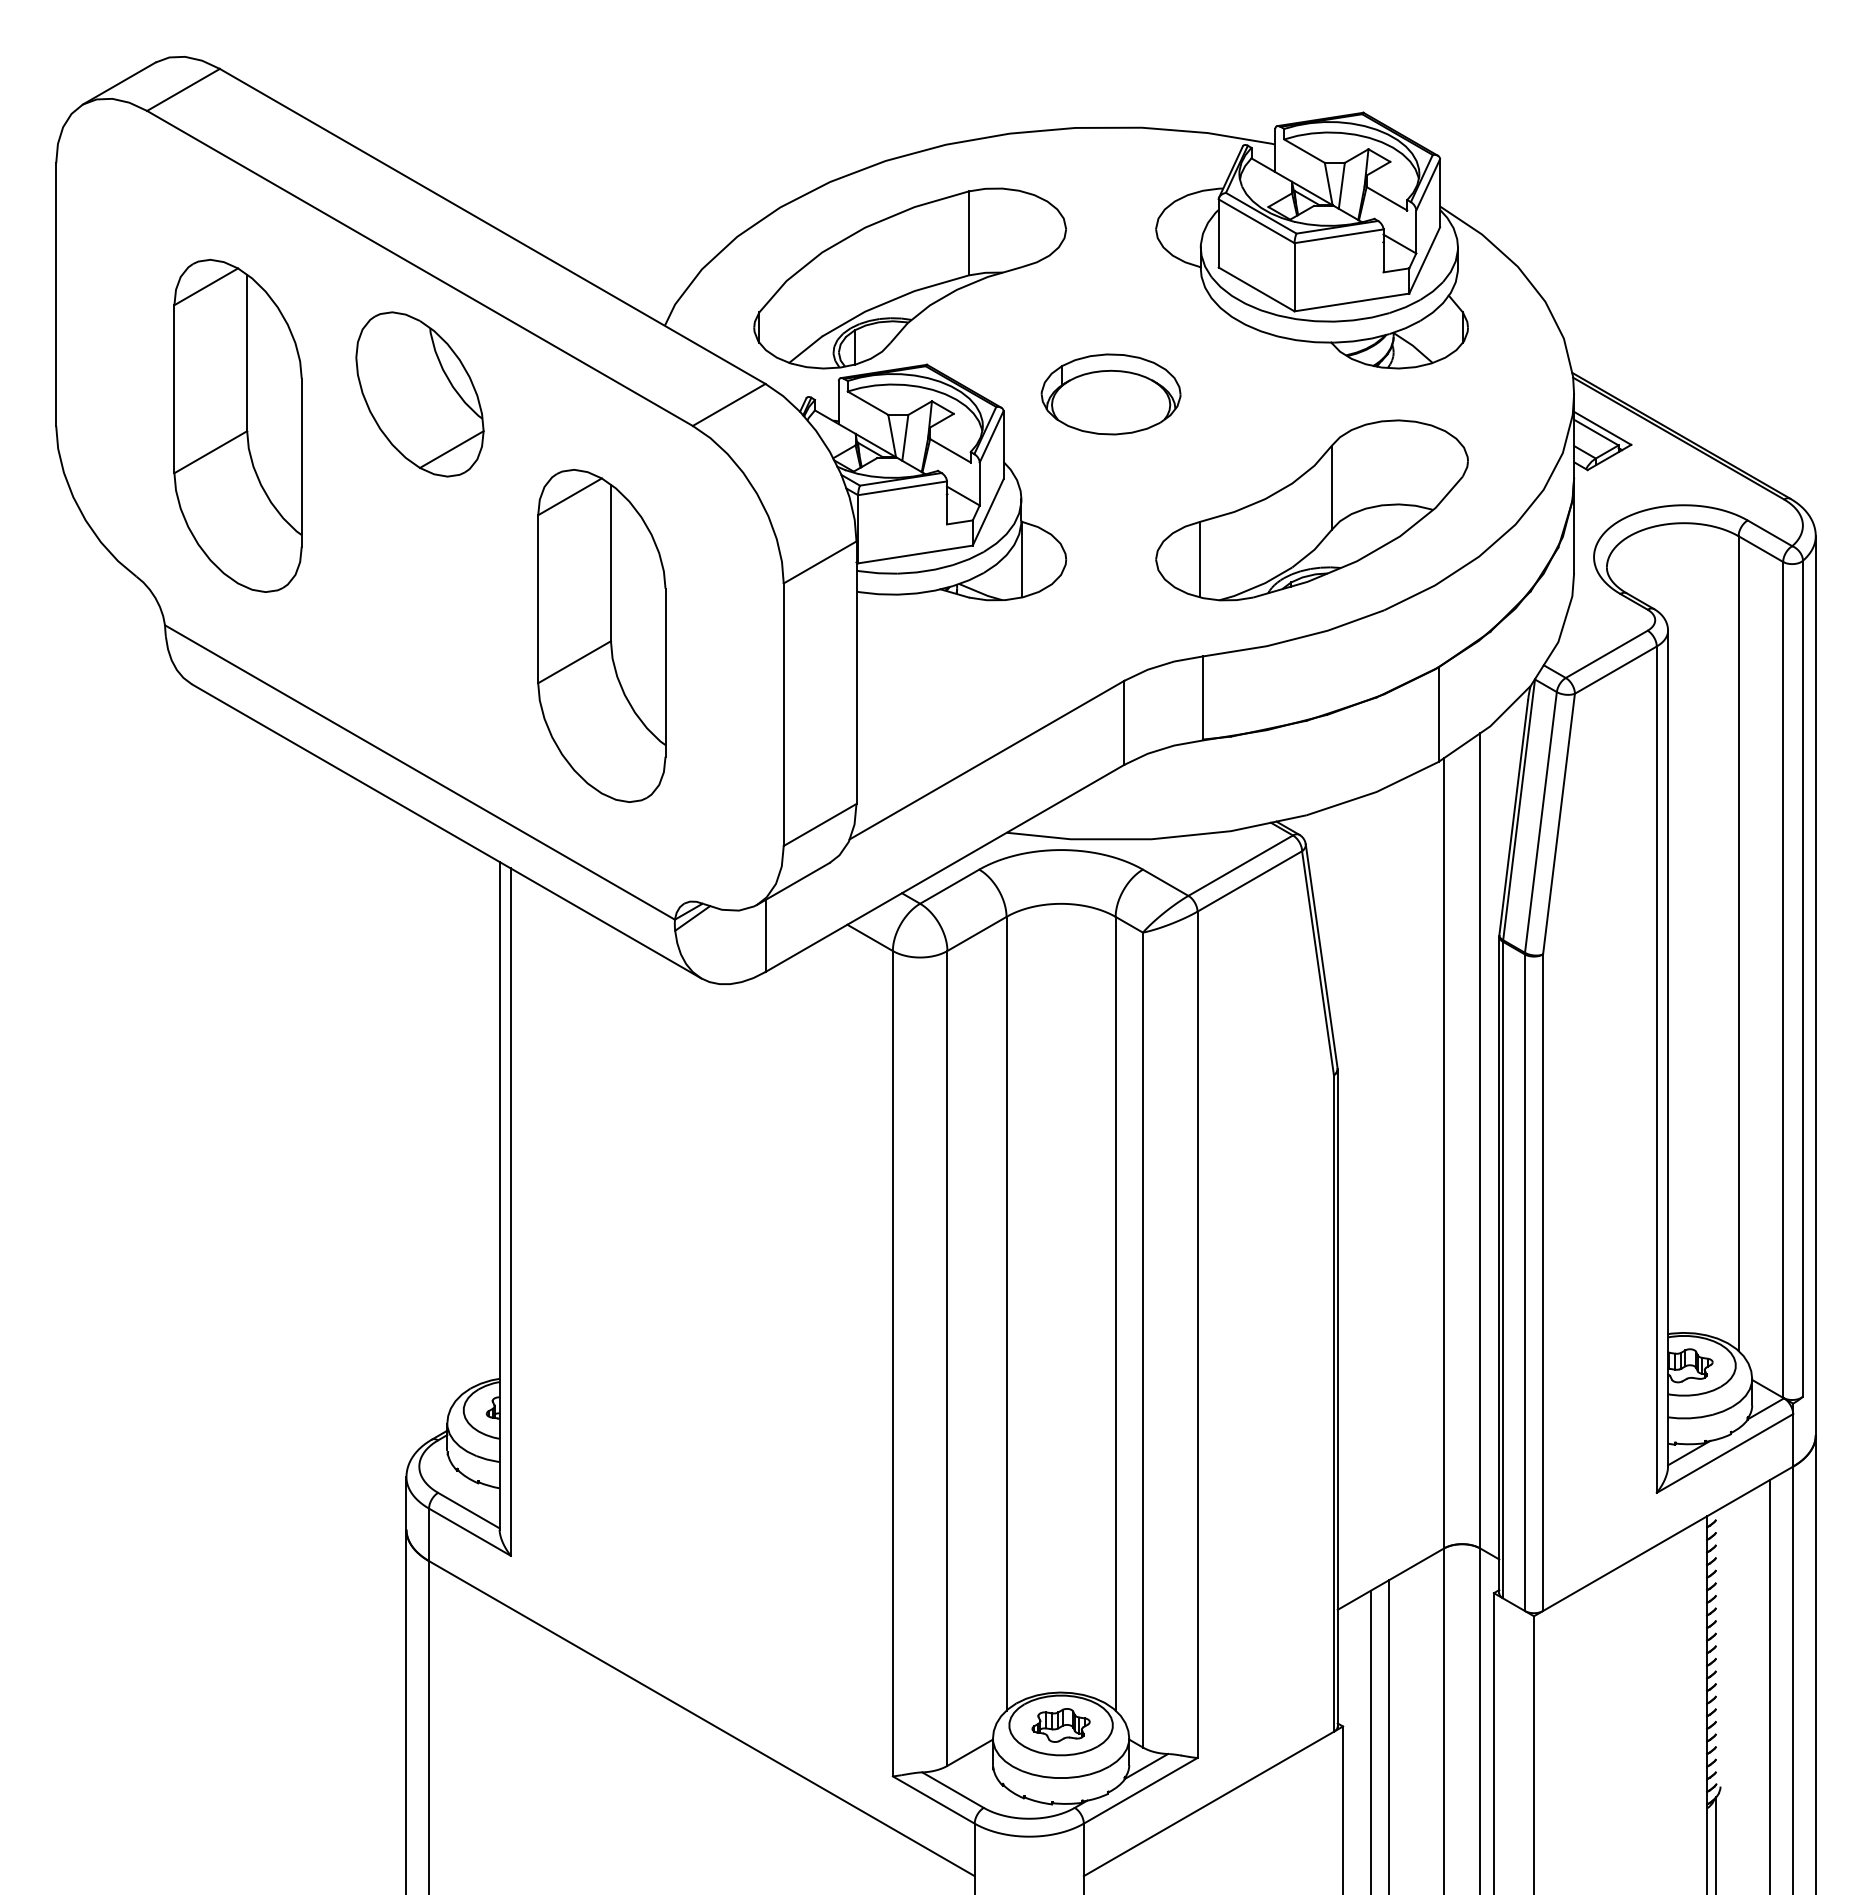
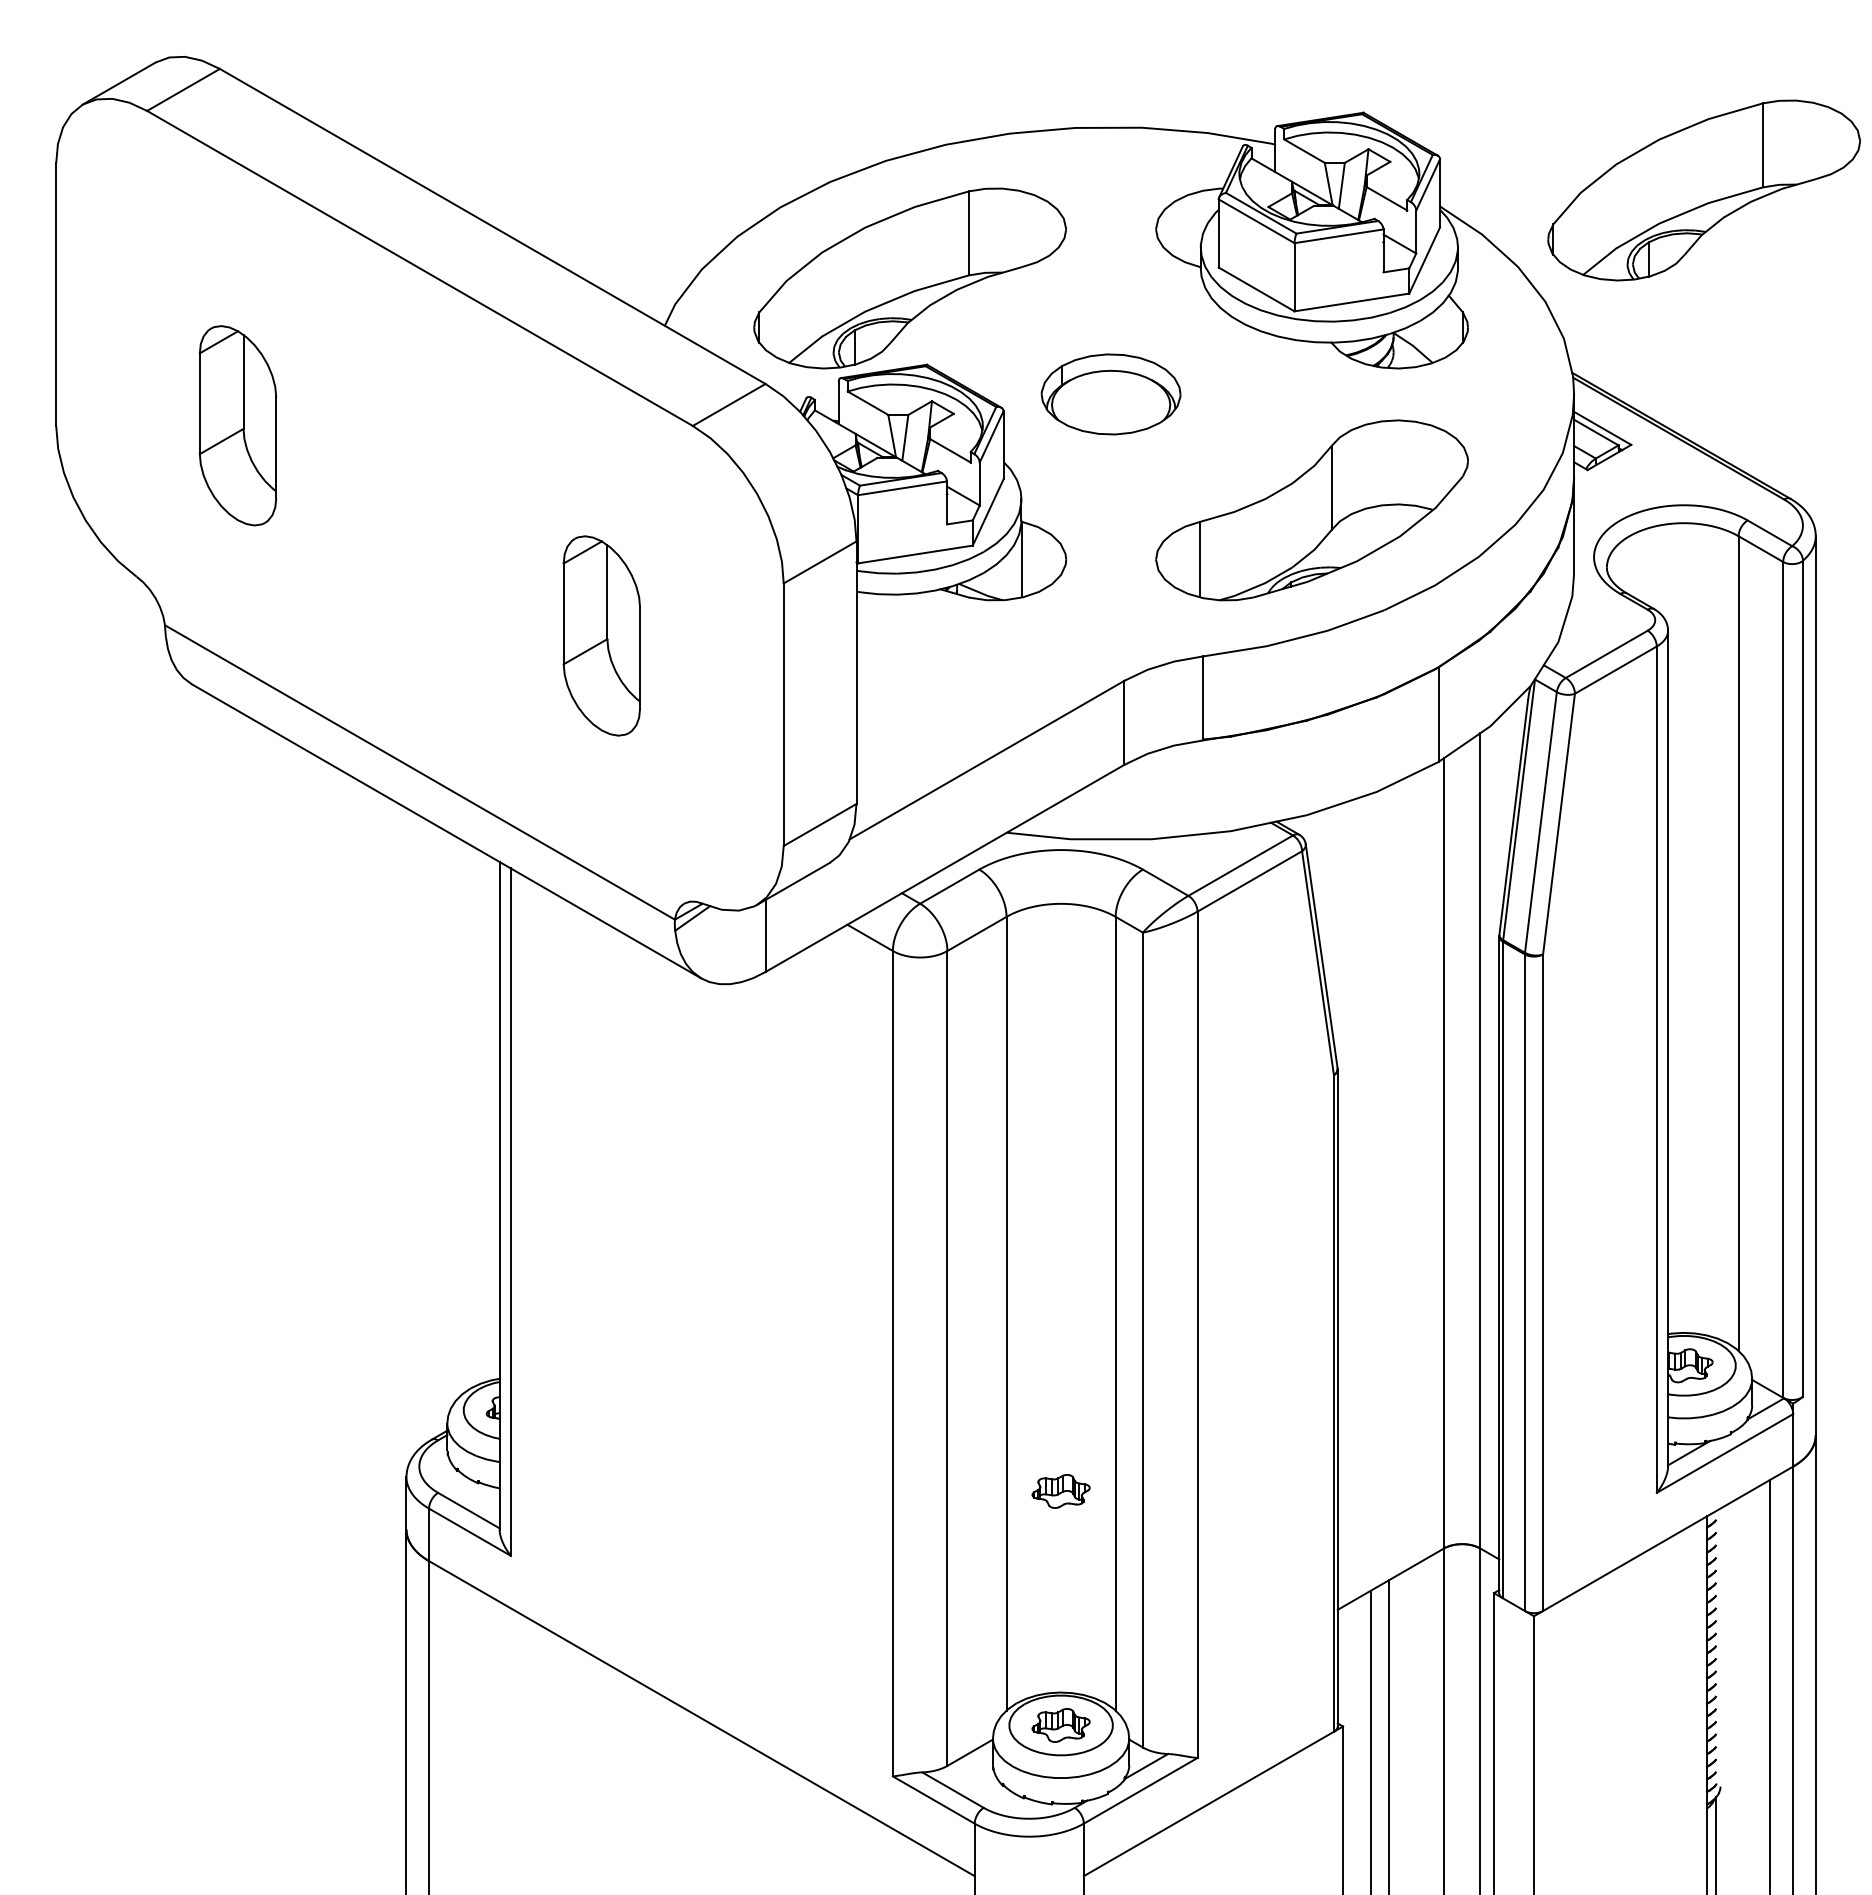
part: none -> present (1703, 190)
part: present -> none (419, 394)
part size: 130x335 px -> 80x202 px (237, 425)
part size: 130x334 px -> 79x202 px (601, 635)
part: none -> present (1060, 1491)
